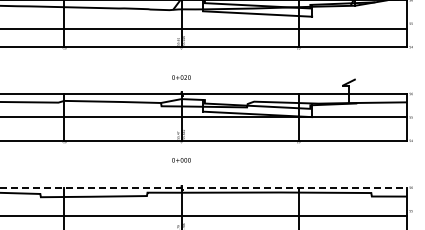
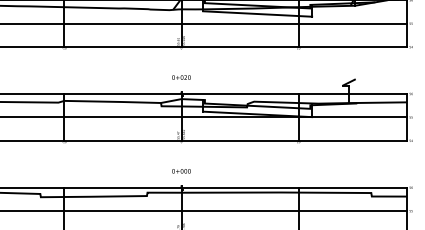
line position: (204, 28) -> (204, 23) (204, 23)
text position: (181, 160) -> (181, 171) (181, 171)
line: dashed -> solid (204, 187)
line position: (204, 216) -> (204, 211) (204, 211)
